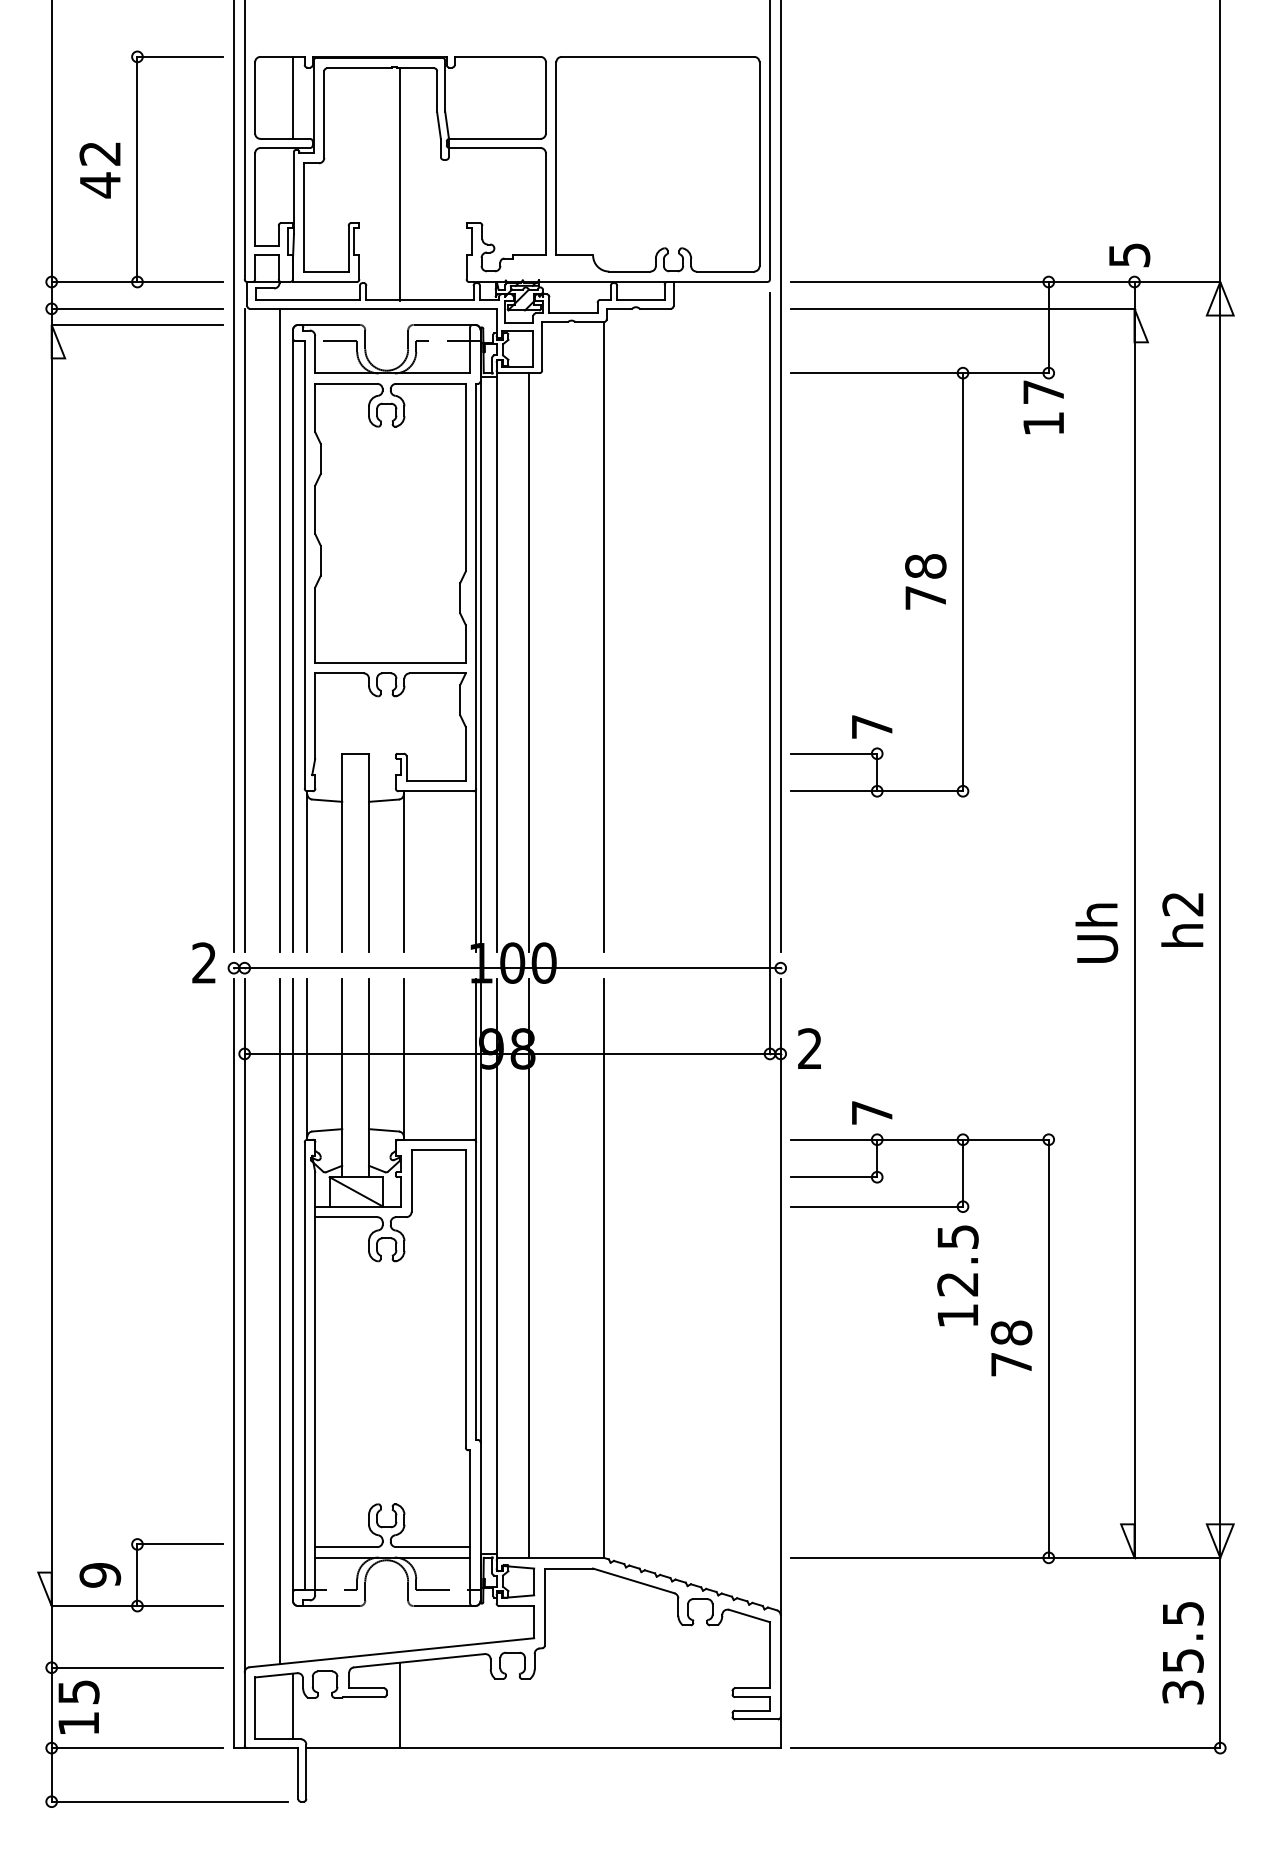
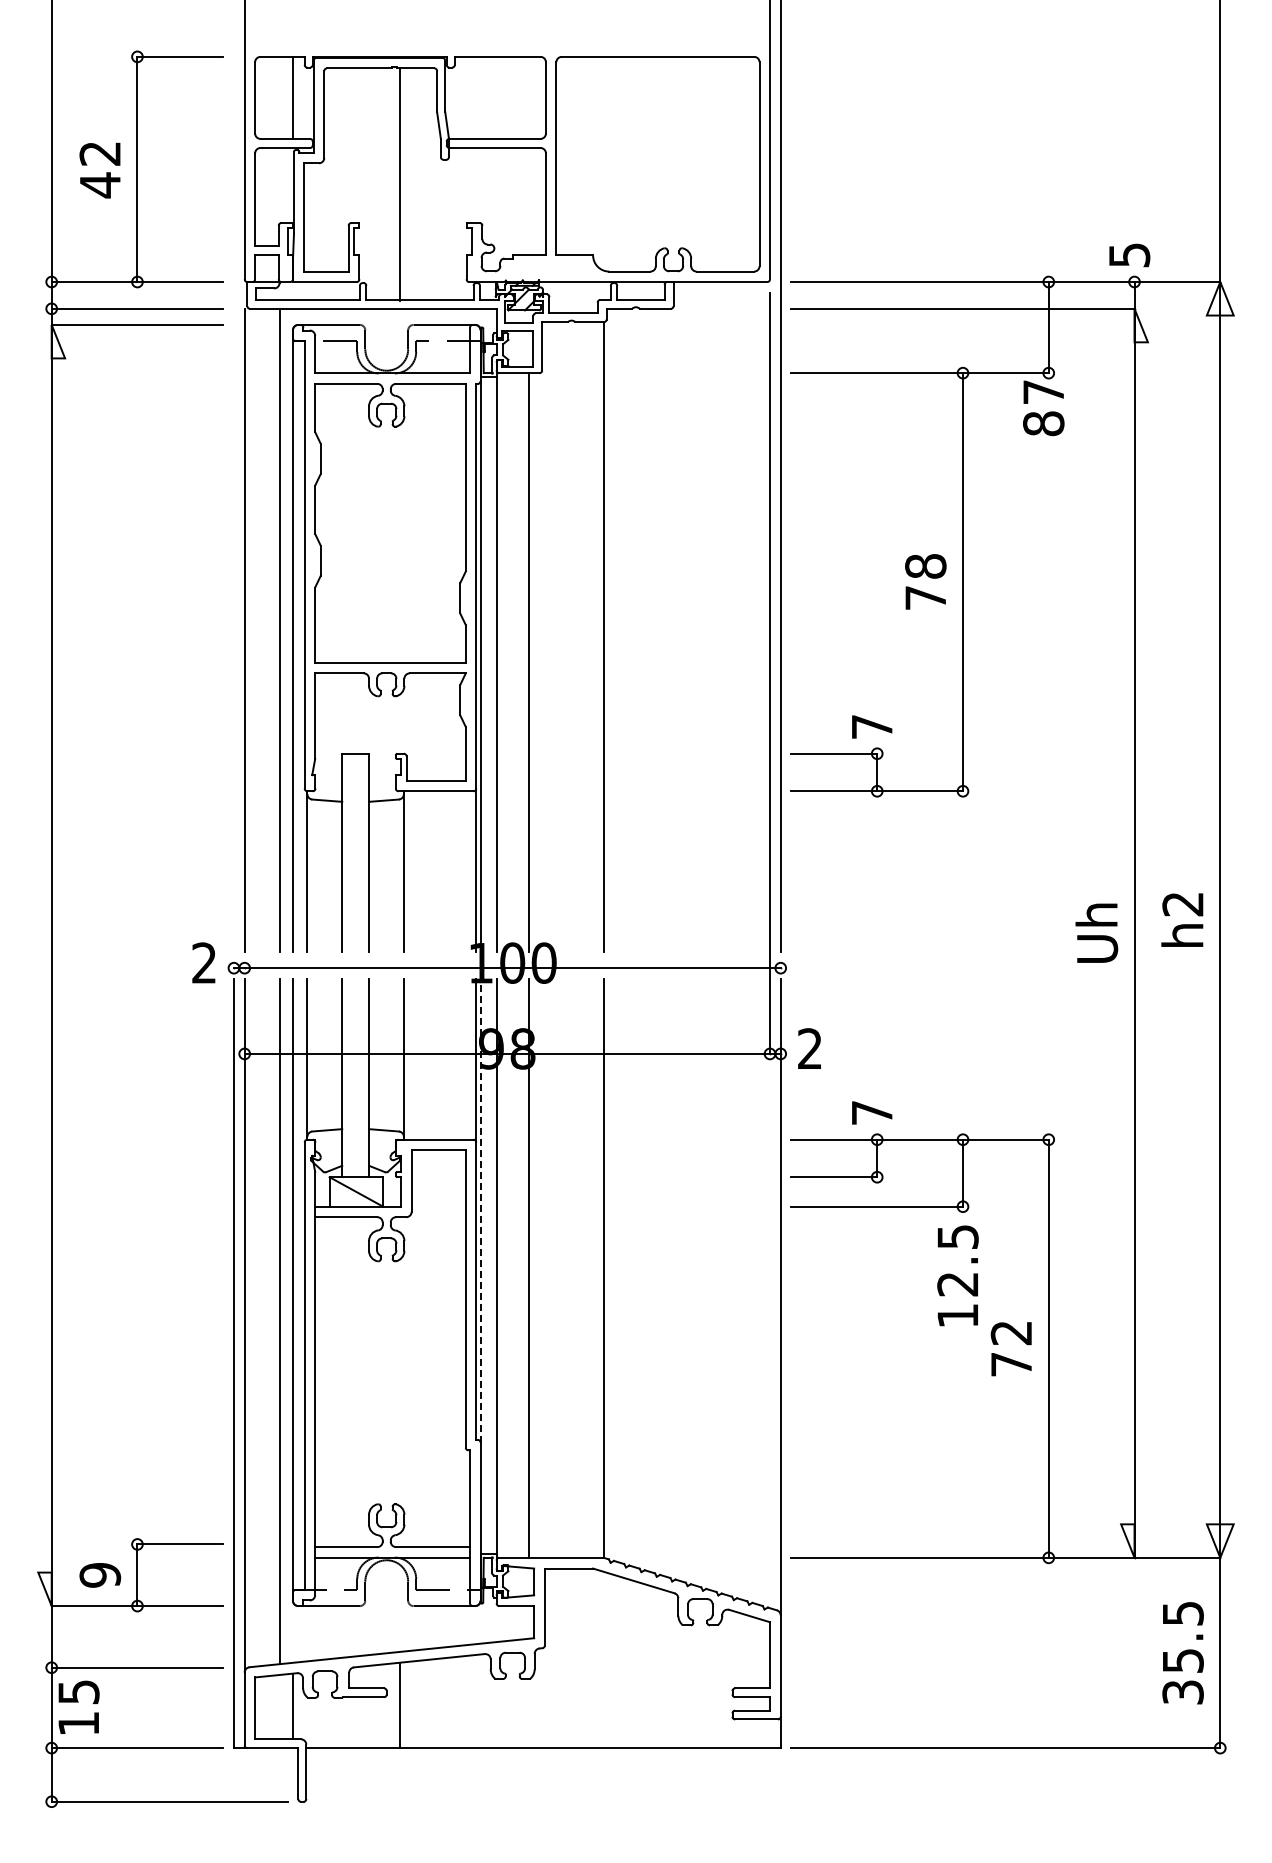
text: 17 -> 87 (1043, 423)
line: present -> none (233, 477)
line: solid -> dashed (480, 1210)
text: 78 -> 72 (1011, 1332)
